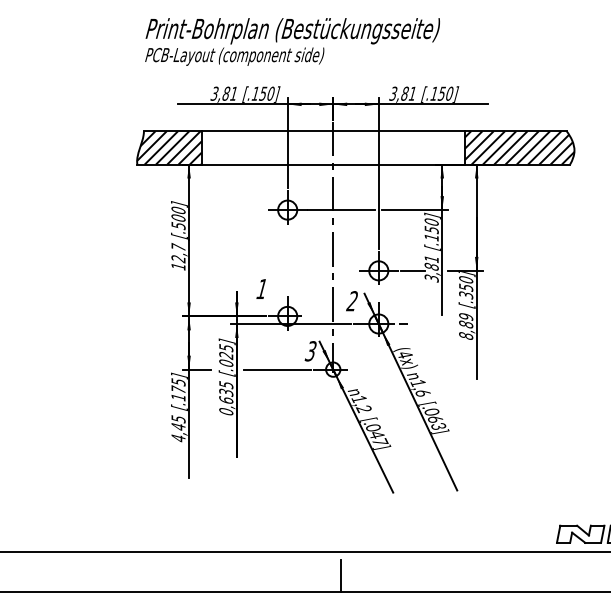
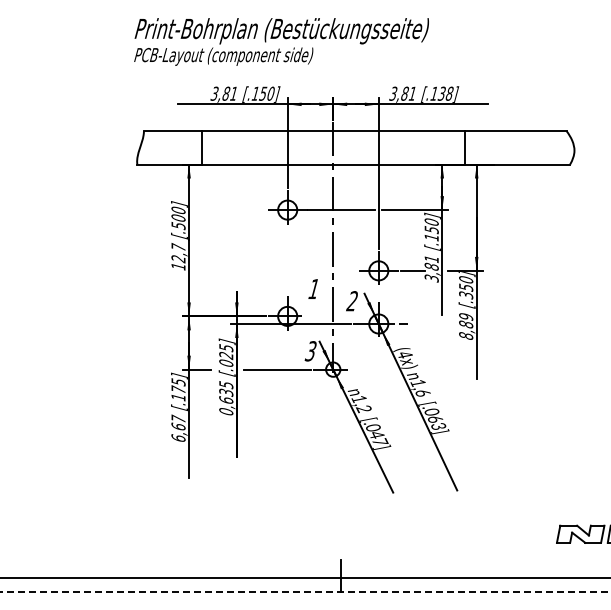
text position: (292, 41) -> (281, 41) (281, 41)
text: [.150] -> [.138] (446, 93)
hatch: present -> none (169, 147)
hatch: present -> none (519, 147)
text position: (260, 288) -> (312, 288) (312, 288)
text: 4,45 -> 6,67 (178, 428)
line position: (304, 552) -> (304, 578) (304, 578)
line: solid -> dashed (305, 591)
